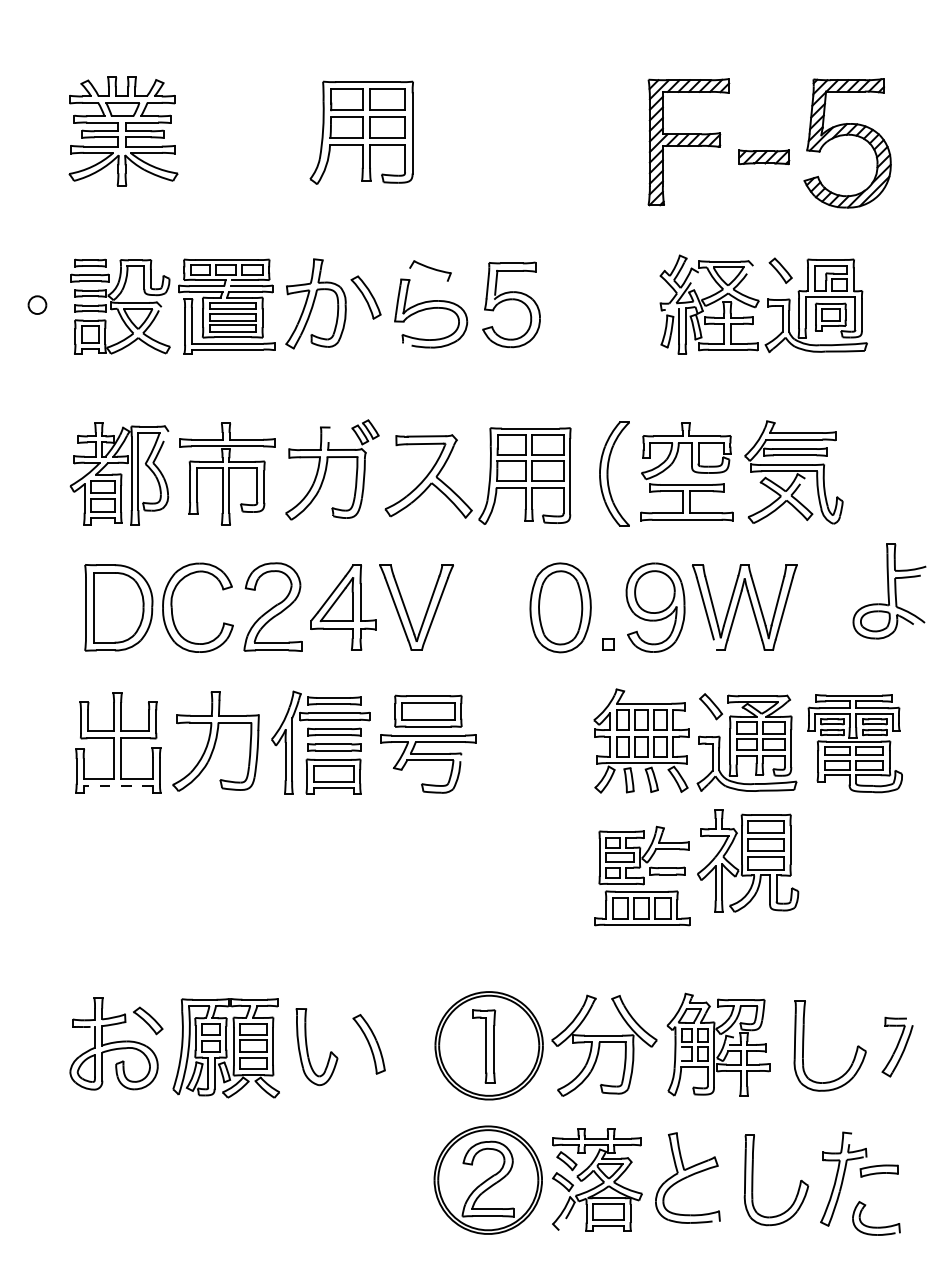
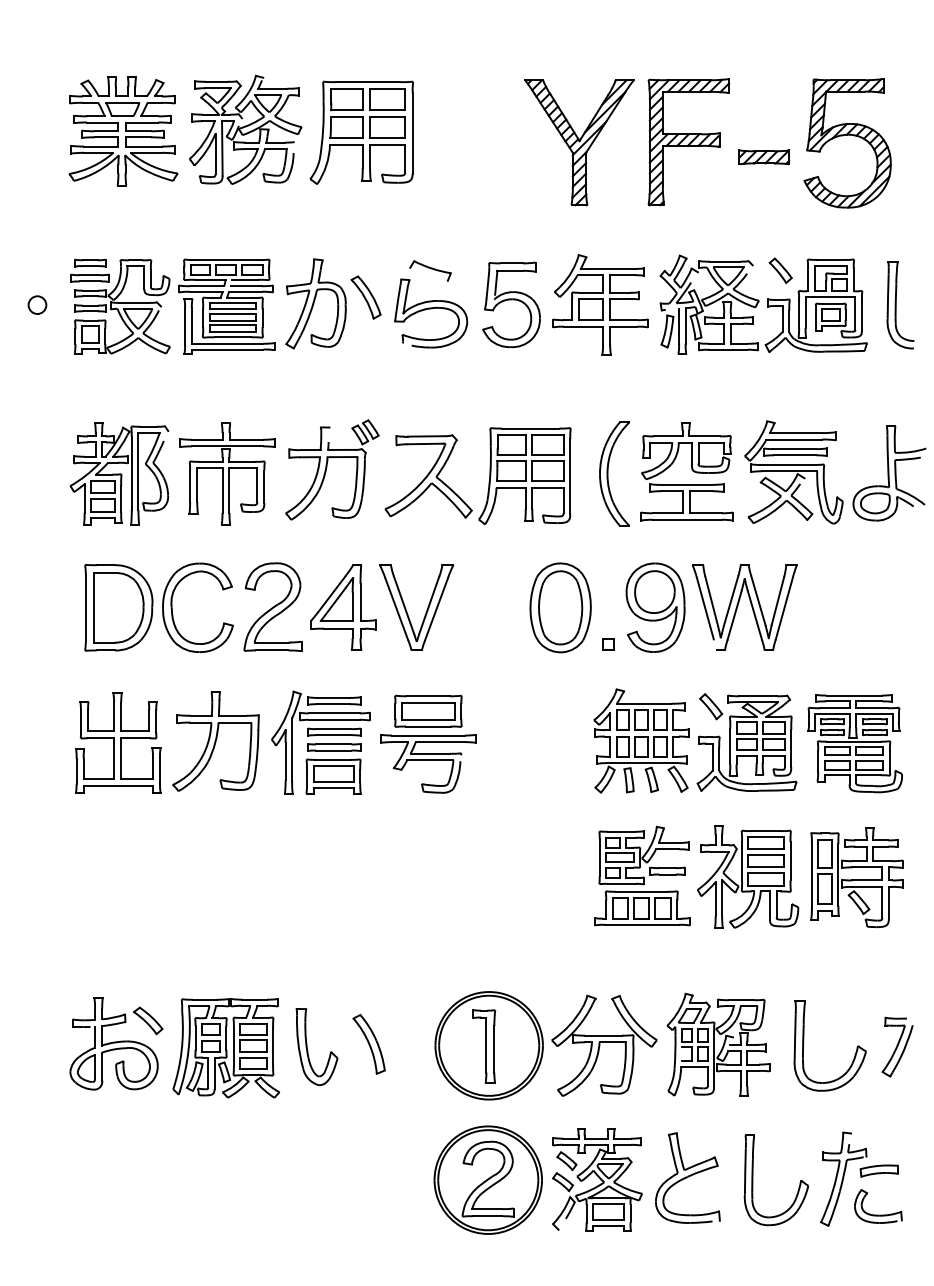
part: none -> present (245, 129)
part: none -> present (579, 142)
part: none -> present (600, 304)
part: none -> present (900, 305)
part position: (889, 591) -> (889, 473) (889, 473)
line: dashed -> solid (118, 786)
part position: (748, 860) -> (748, 876) (748, 876)
part: none -> present (856, 877)
part position: (876, 1226) -> (878, 1214) (878, 1214)
